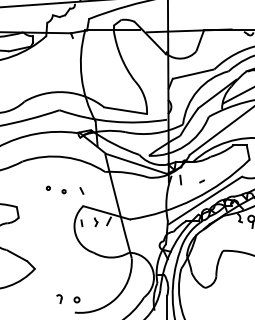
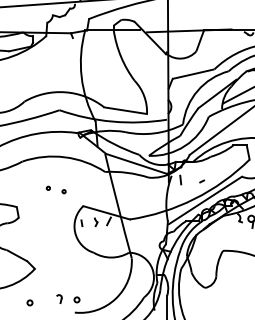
line: present -> none (81, 190)
circle: none -> present (29, 302)
